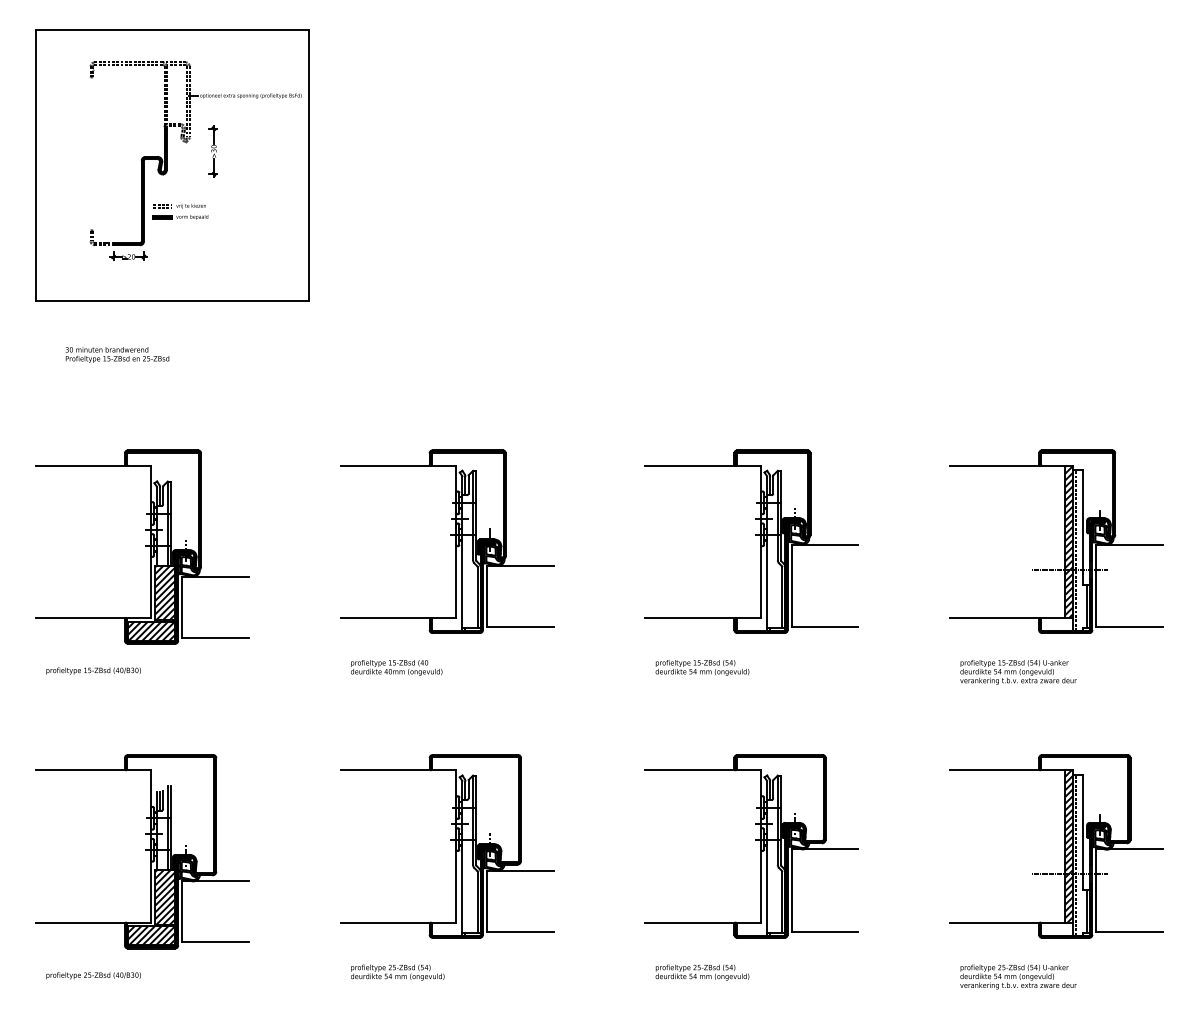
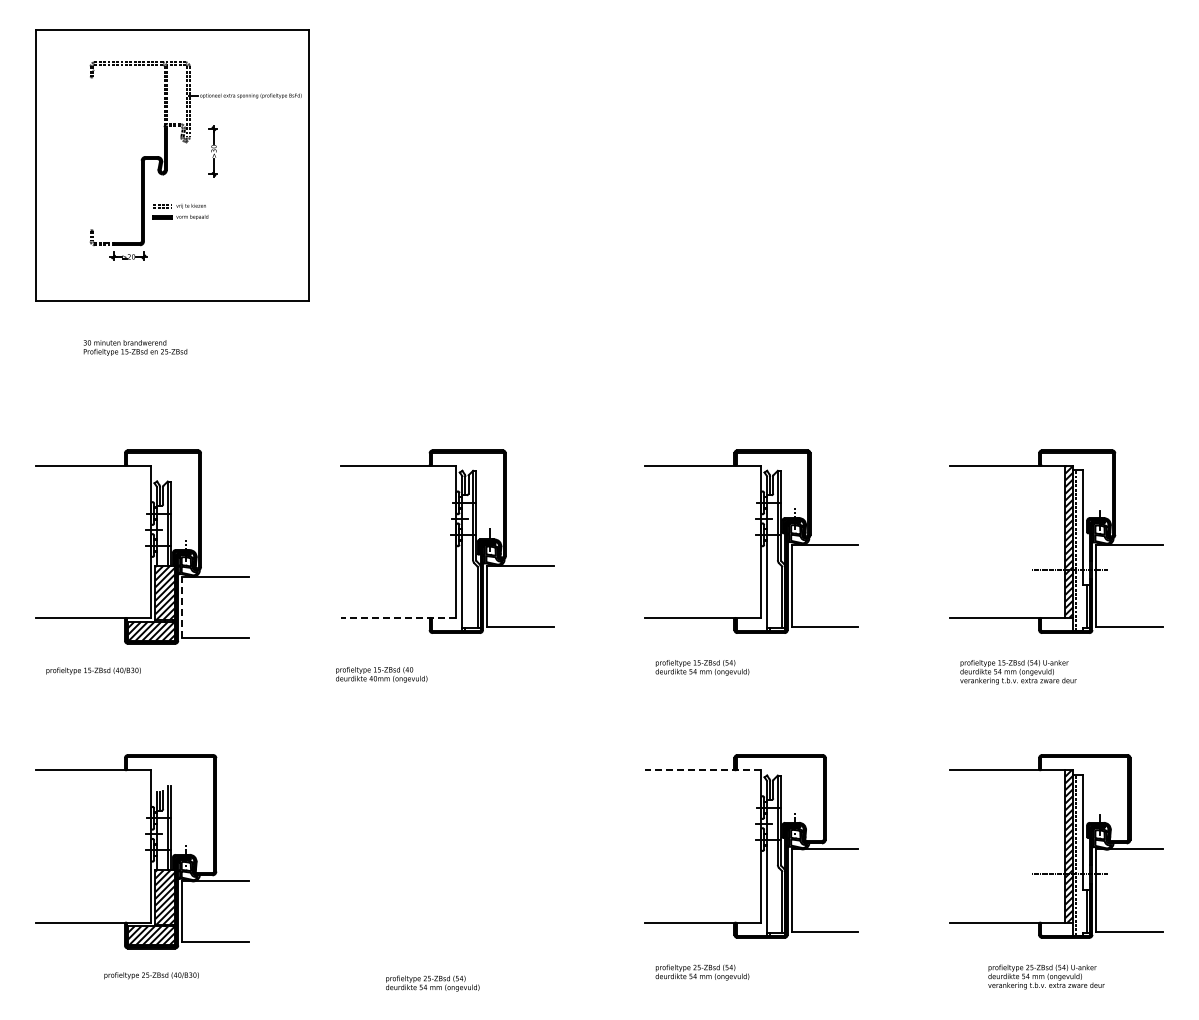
text position: (117, 354) -> (135, 347) (135, 347)
line: solid -> dashed (182, 606)
line: solid -> dashed (398, 617)
text position: (396, 667) -> (381, 674) (381, 674)
line: solid -> dashed (703, 770)
part: present -> none (450, 840)
text position: (397, 972) -> (432, 983) (432, 983)
text position: (93, 975) -> (151, 975) (151, 975)
text position: (1018, 976) -> (1046, 976) (1046, 976)
